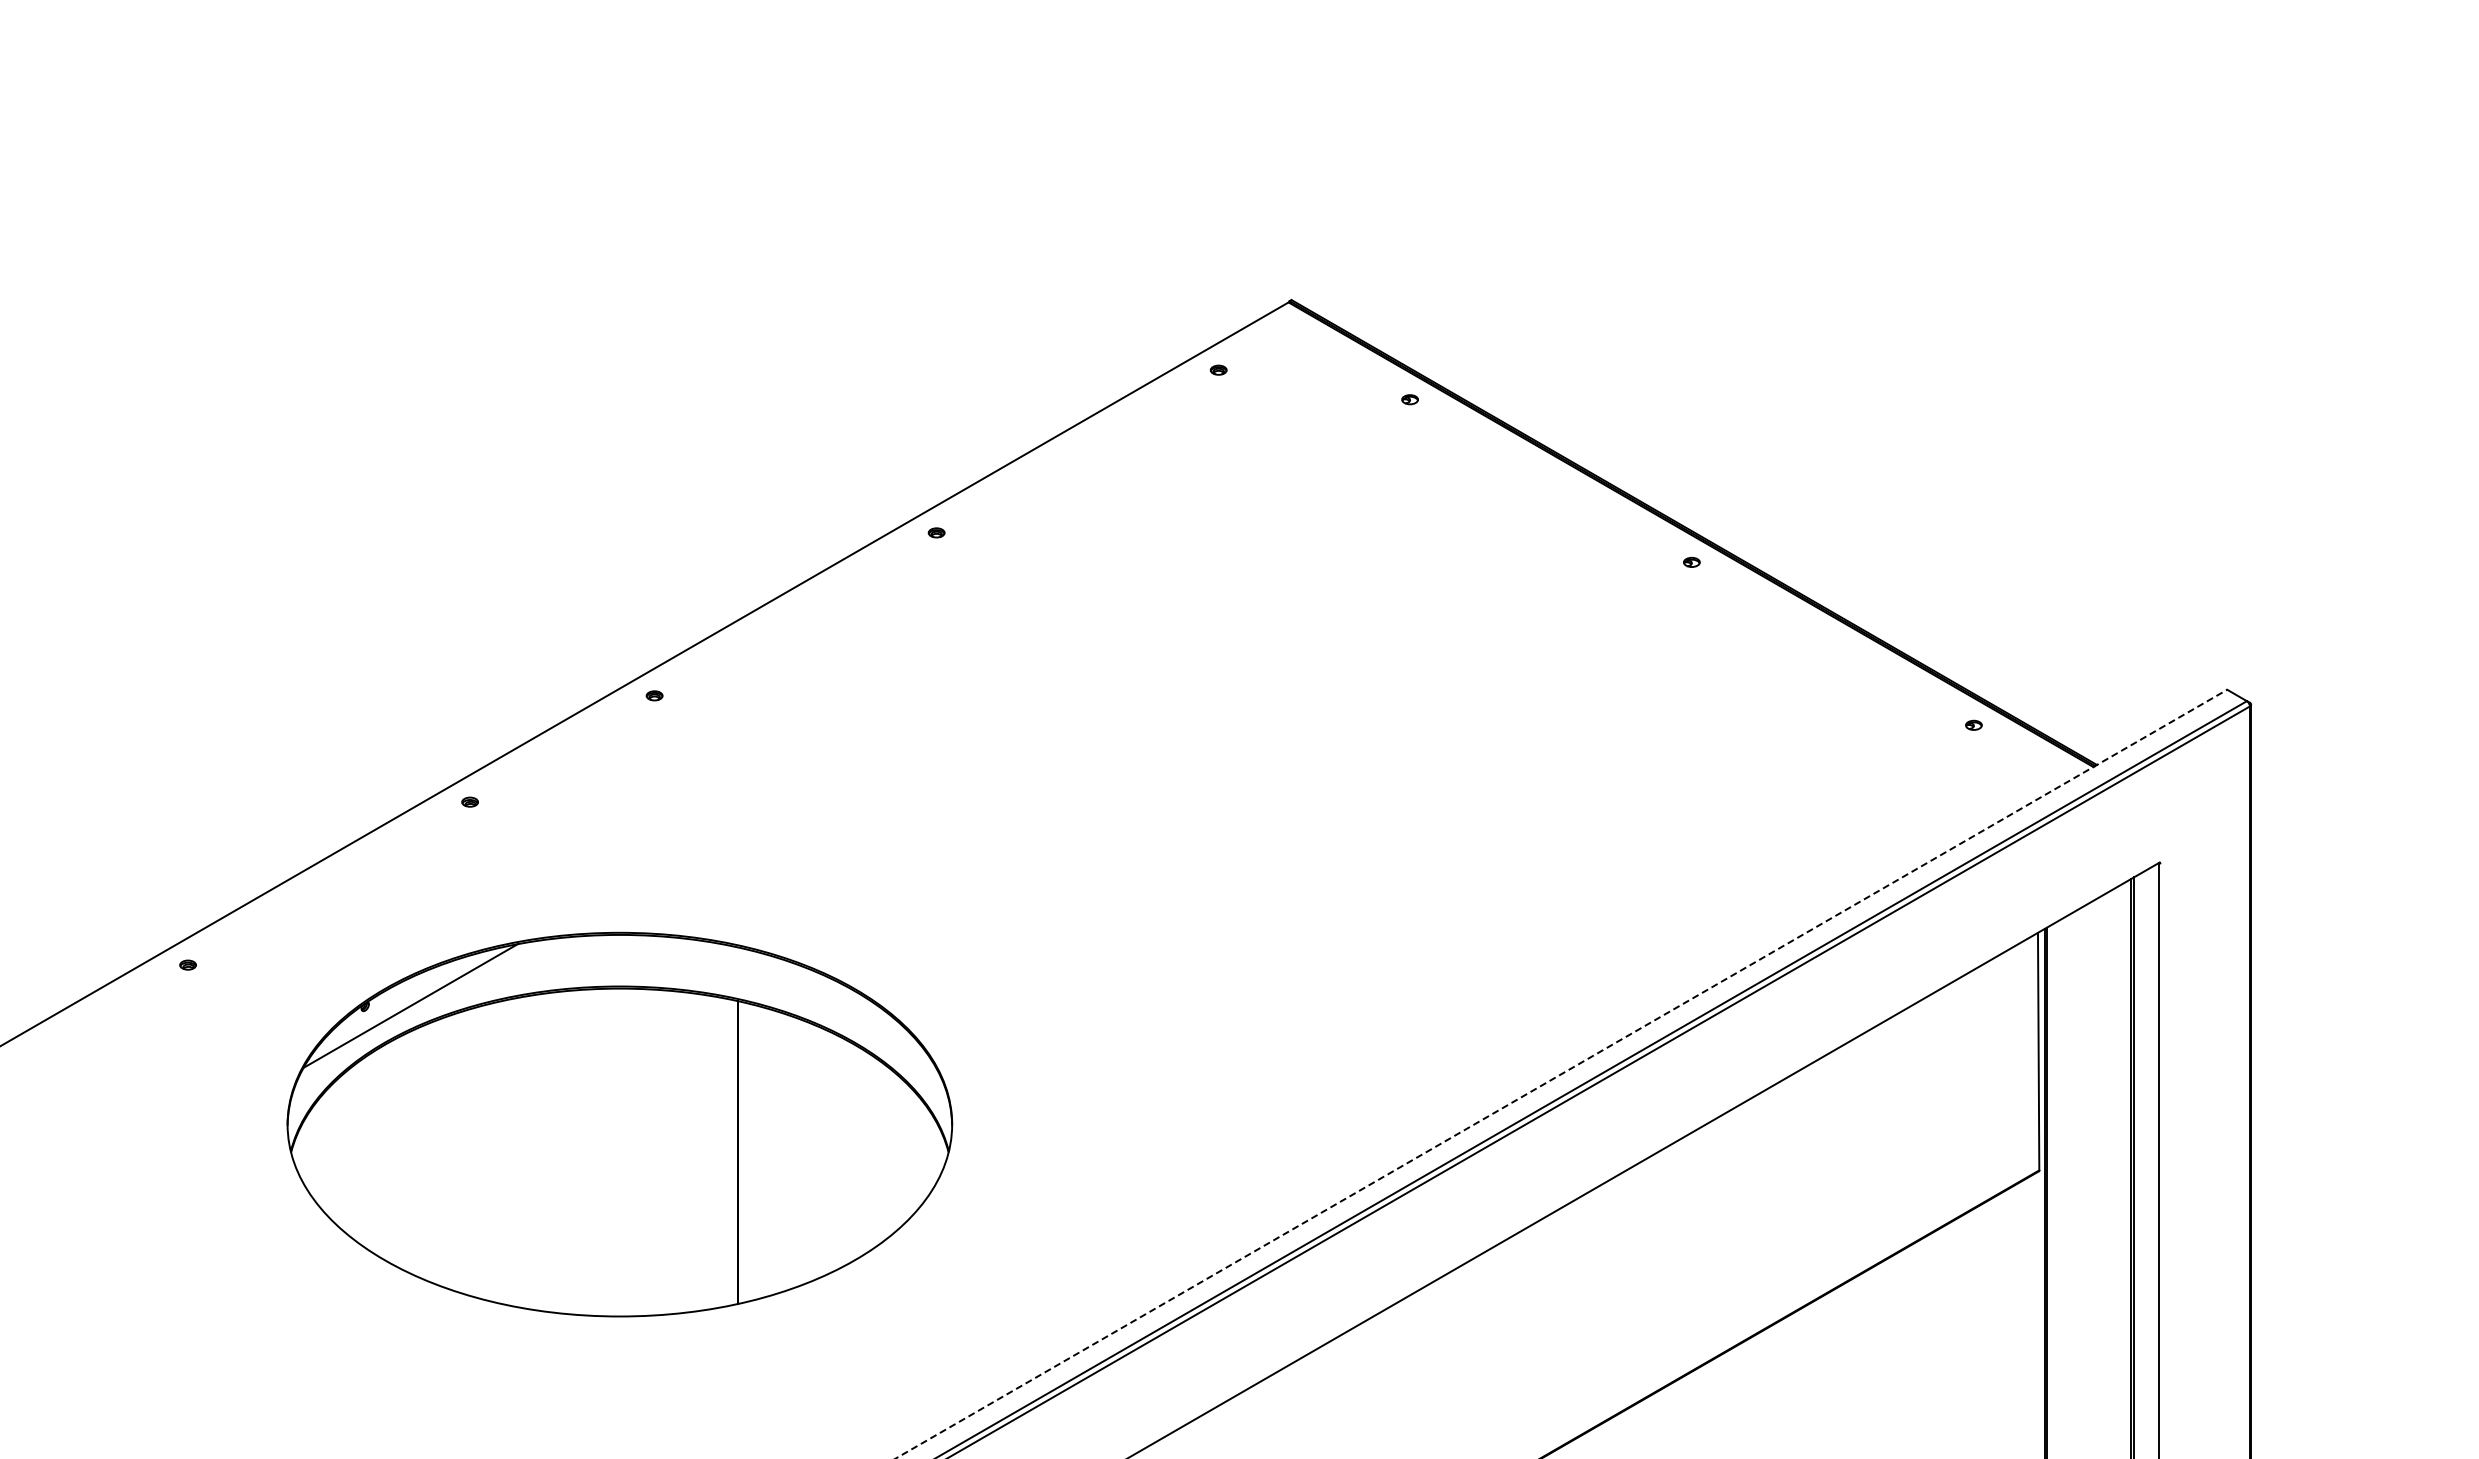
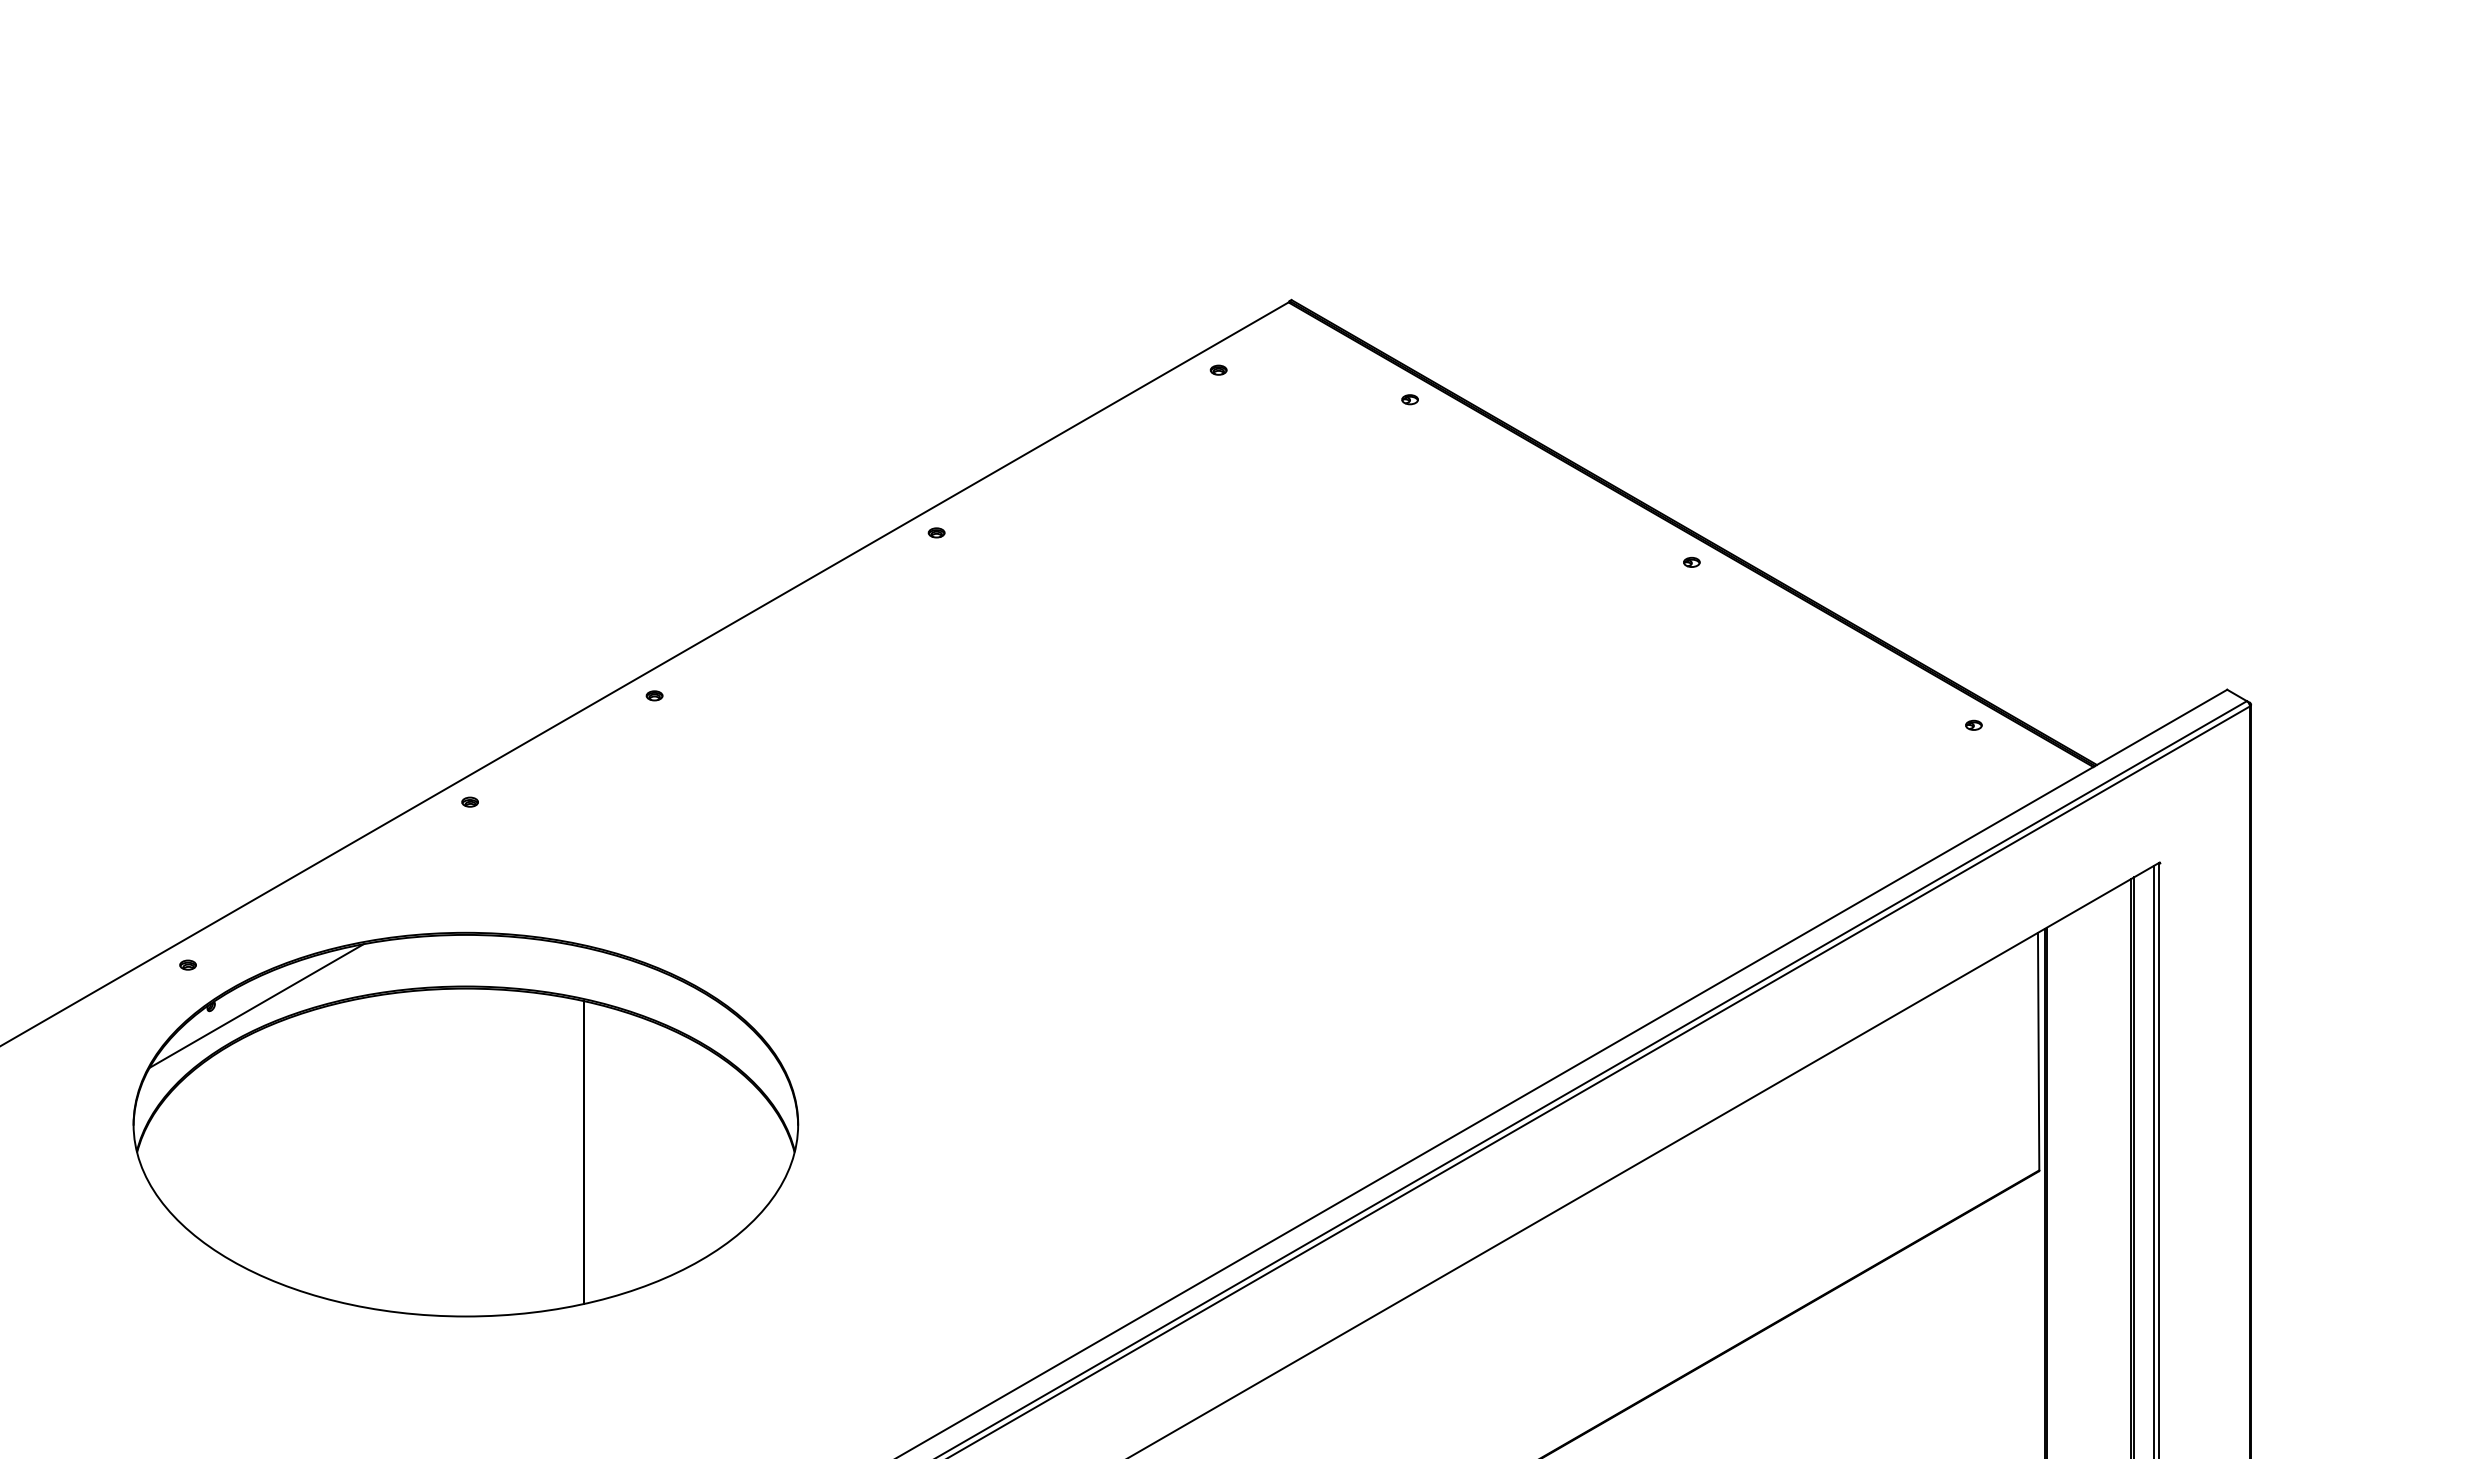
line: dashed -> solid (1561, 1074)
part position: (619, 1124) -> (465, 1124) (465, 1124)
line: none -> present (2153, 1160)
